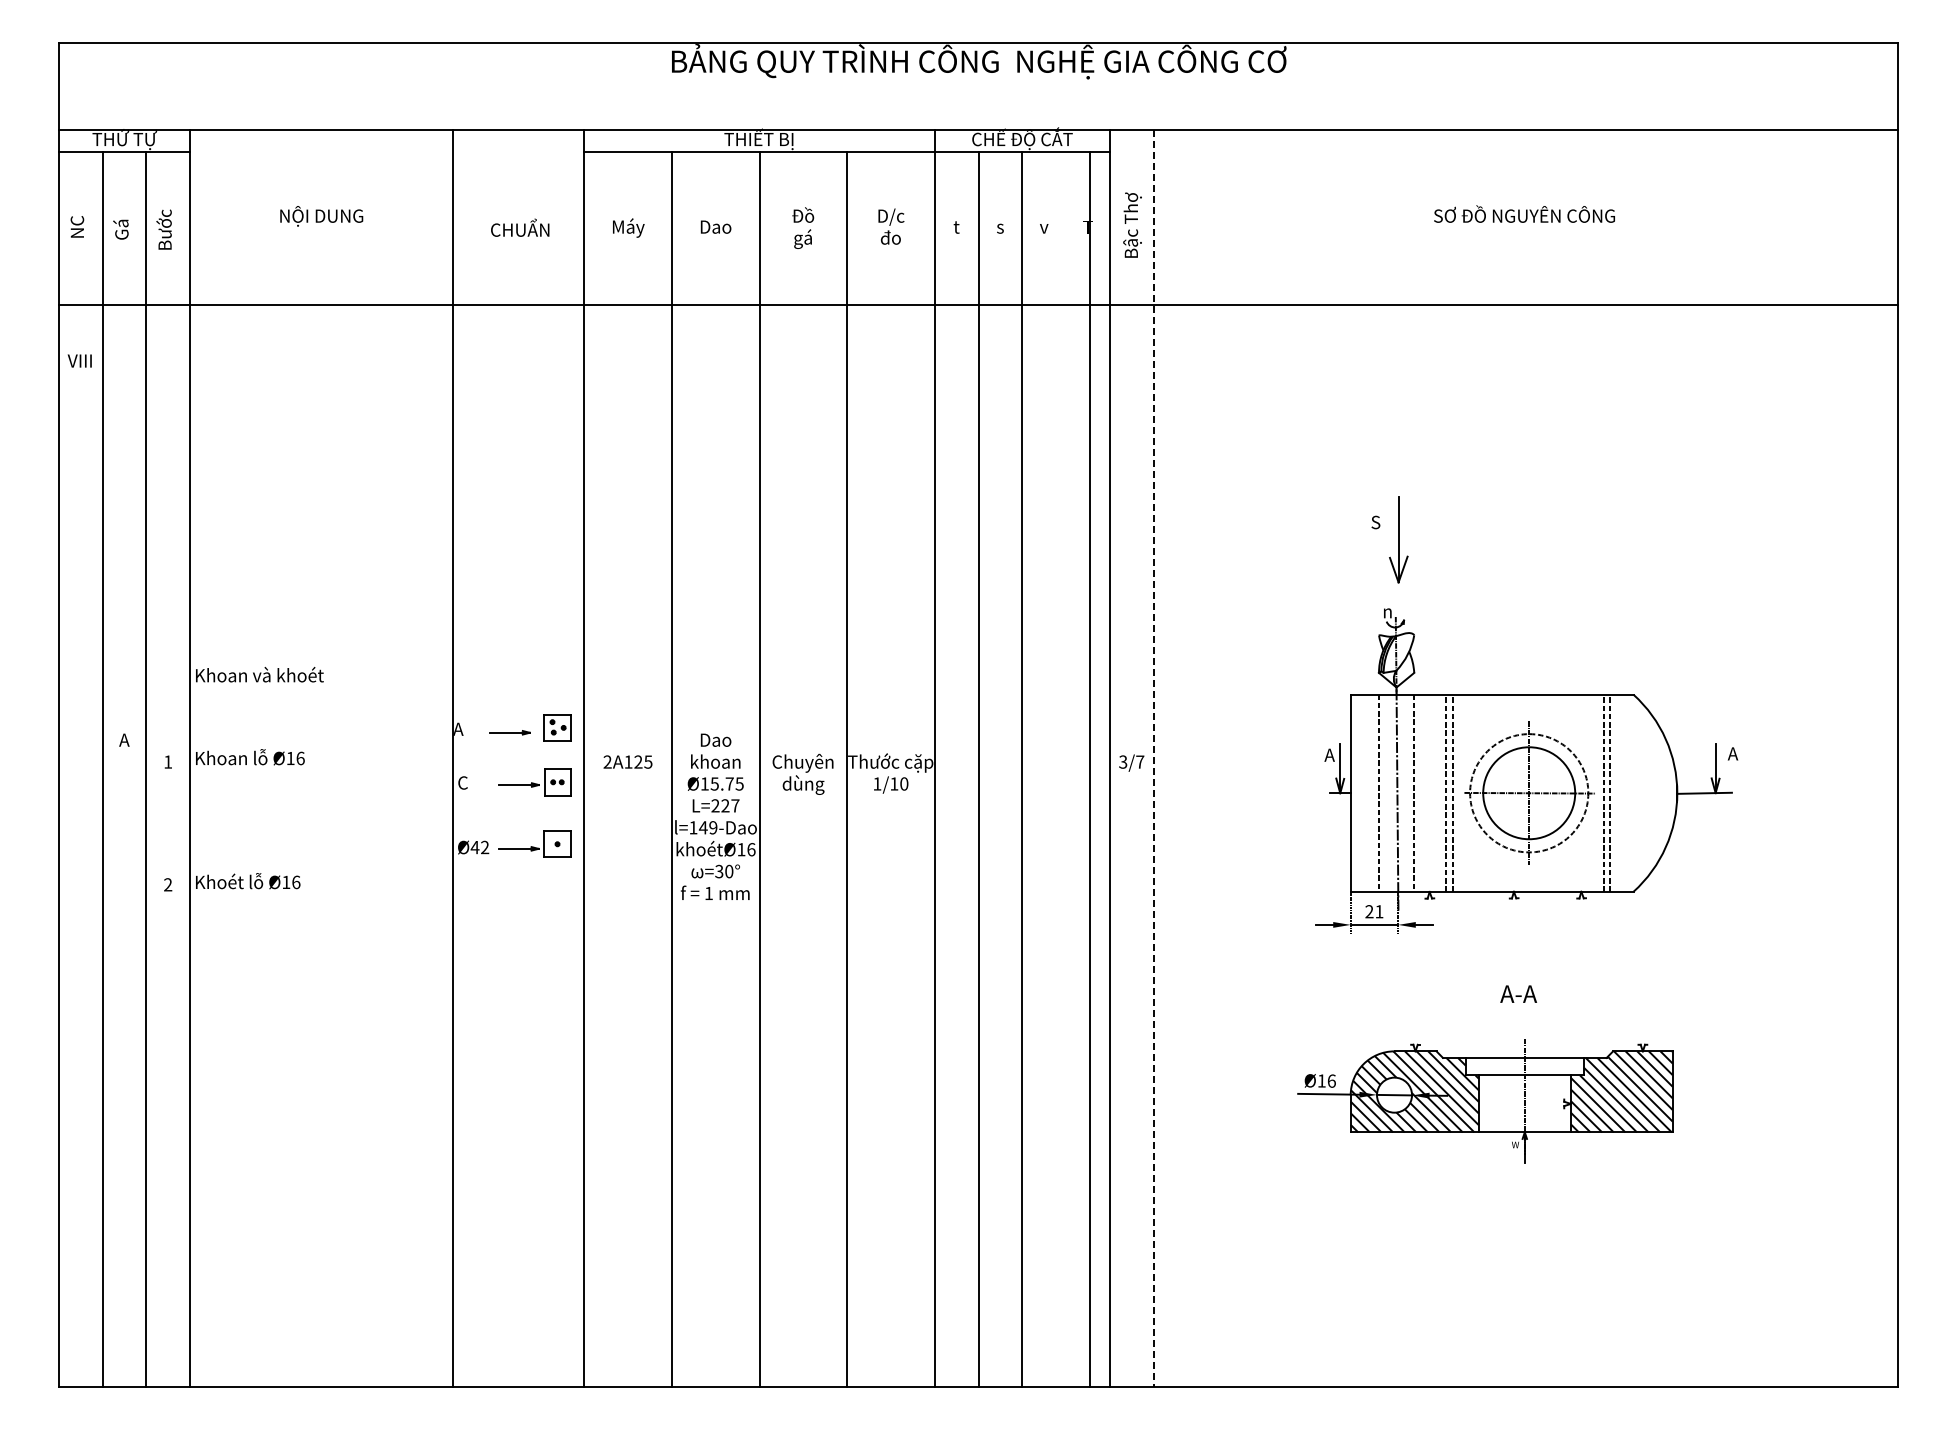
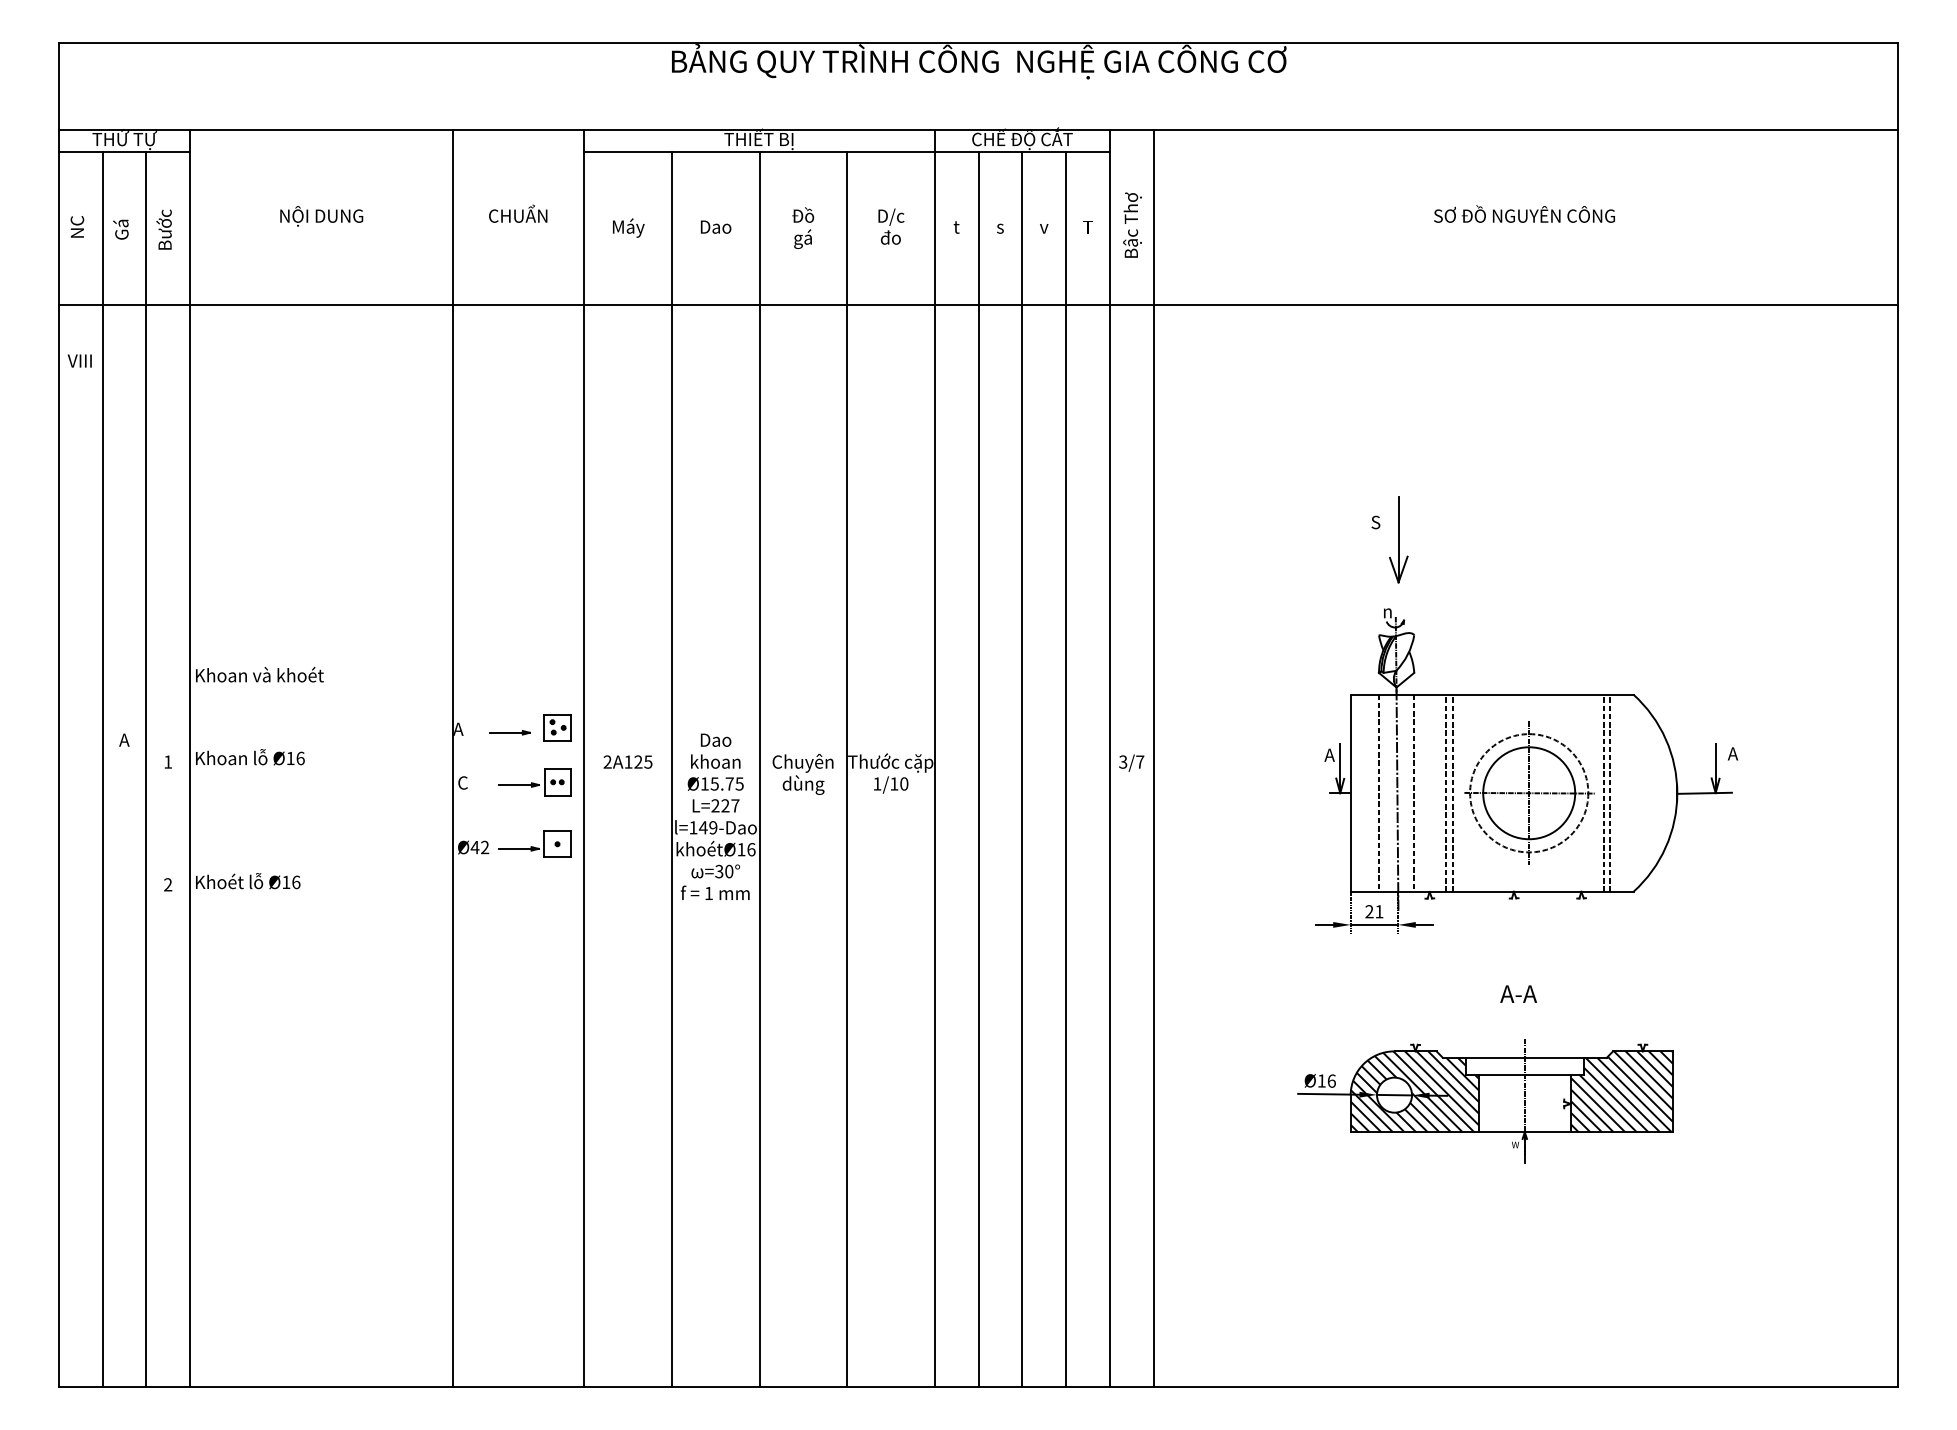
text position: (520, 227) -> (518, 213) (518, 213)
line: dashed -> solid (1153, 758)
line position: (1090, 769) -> (1066, 769) (1066, 769)
